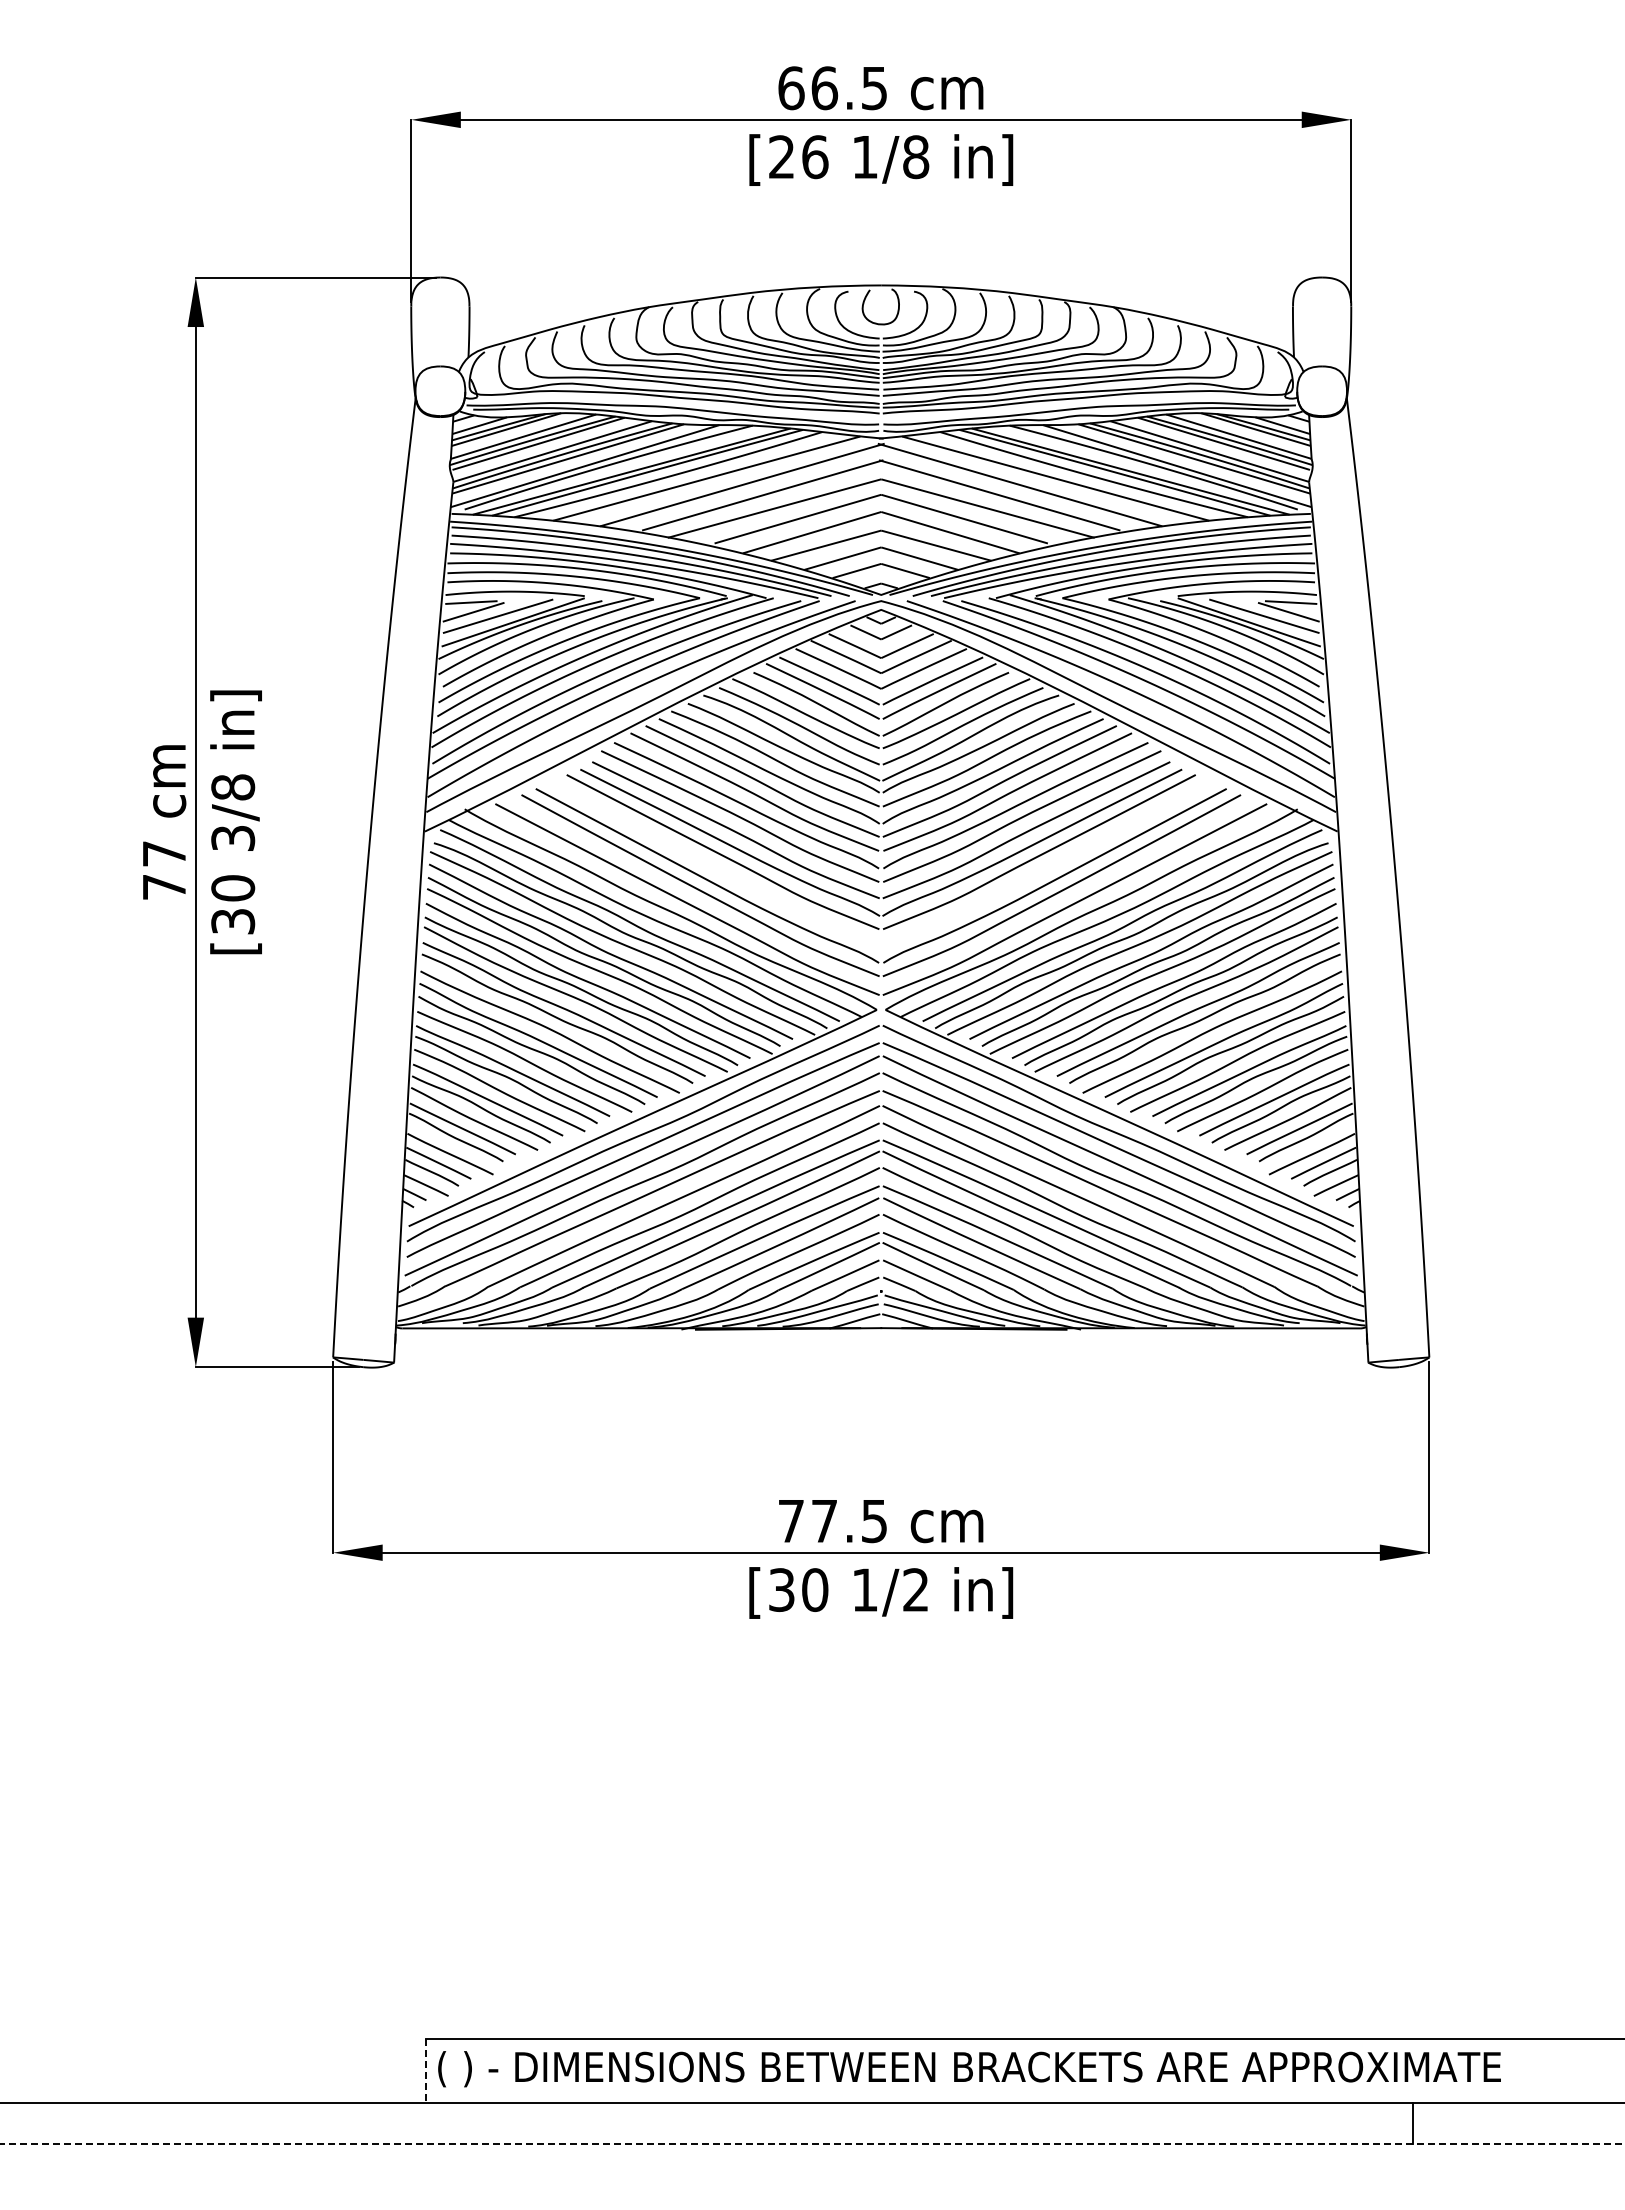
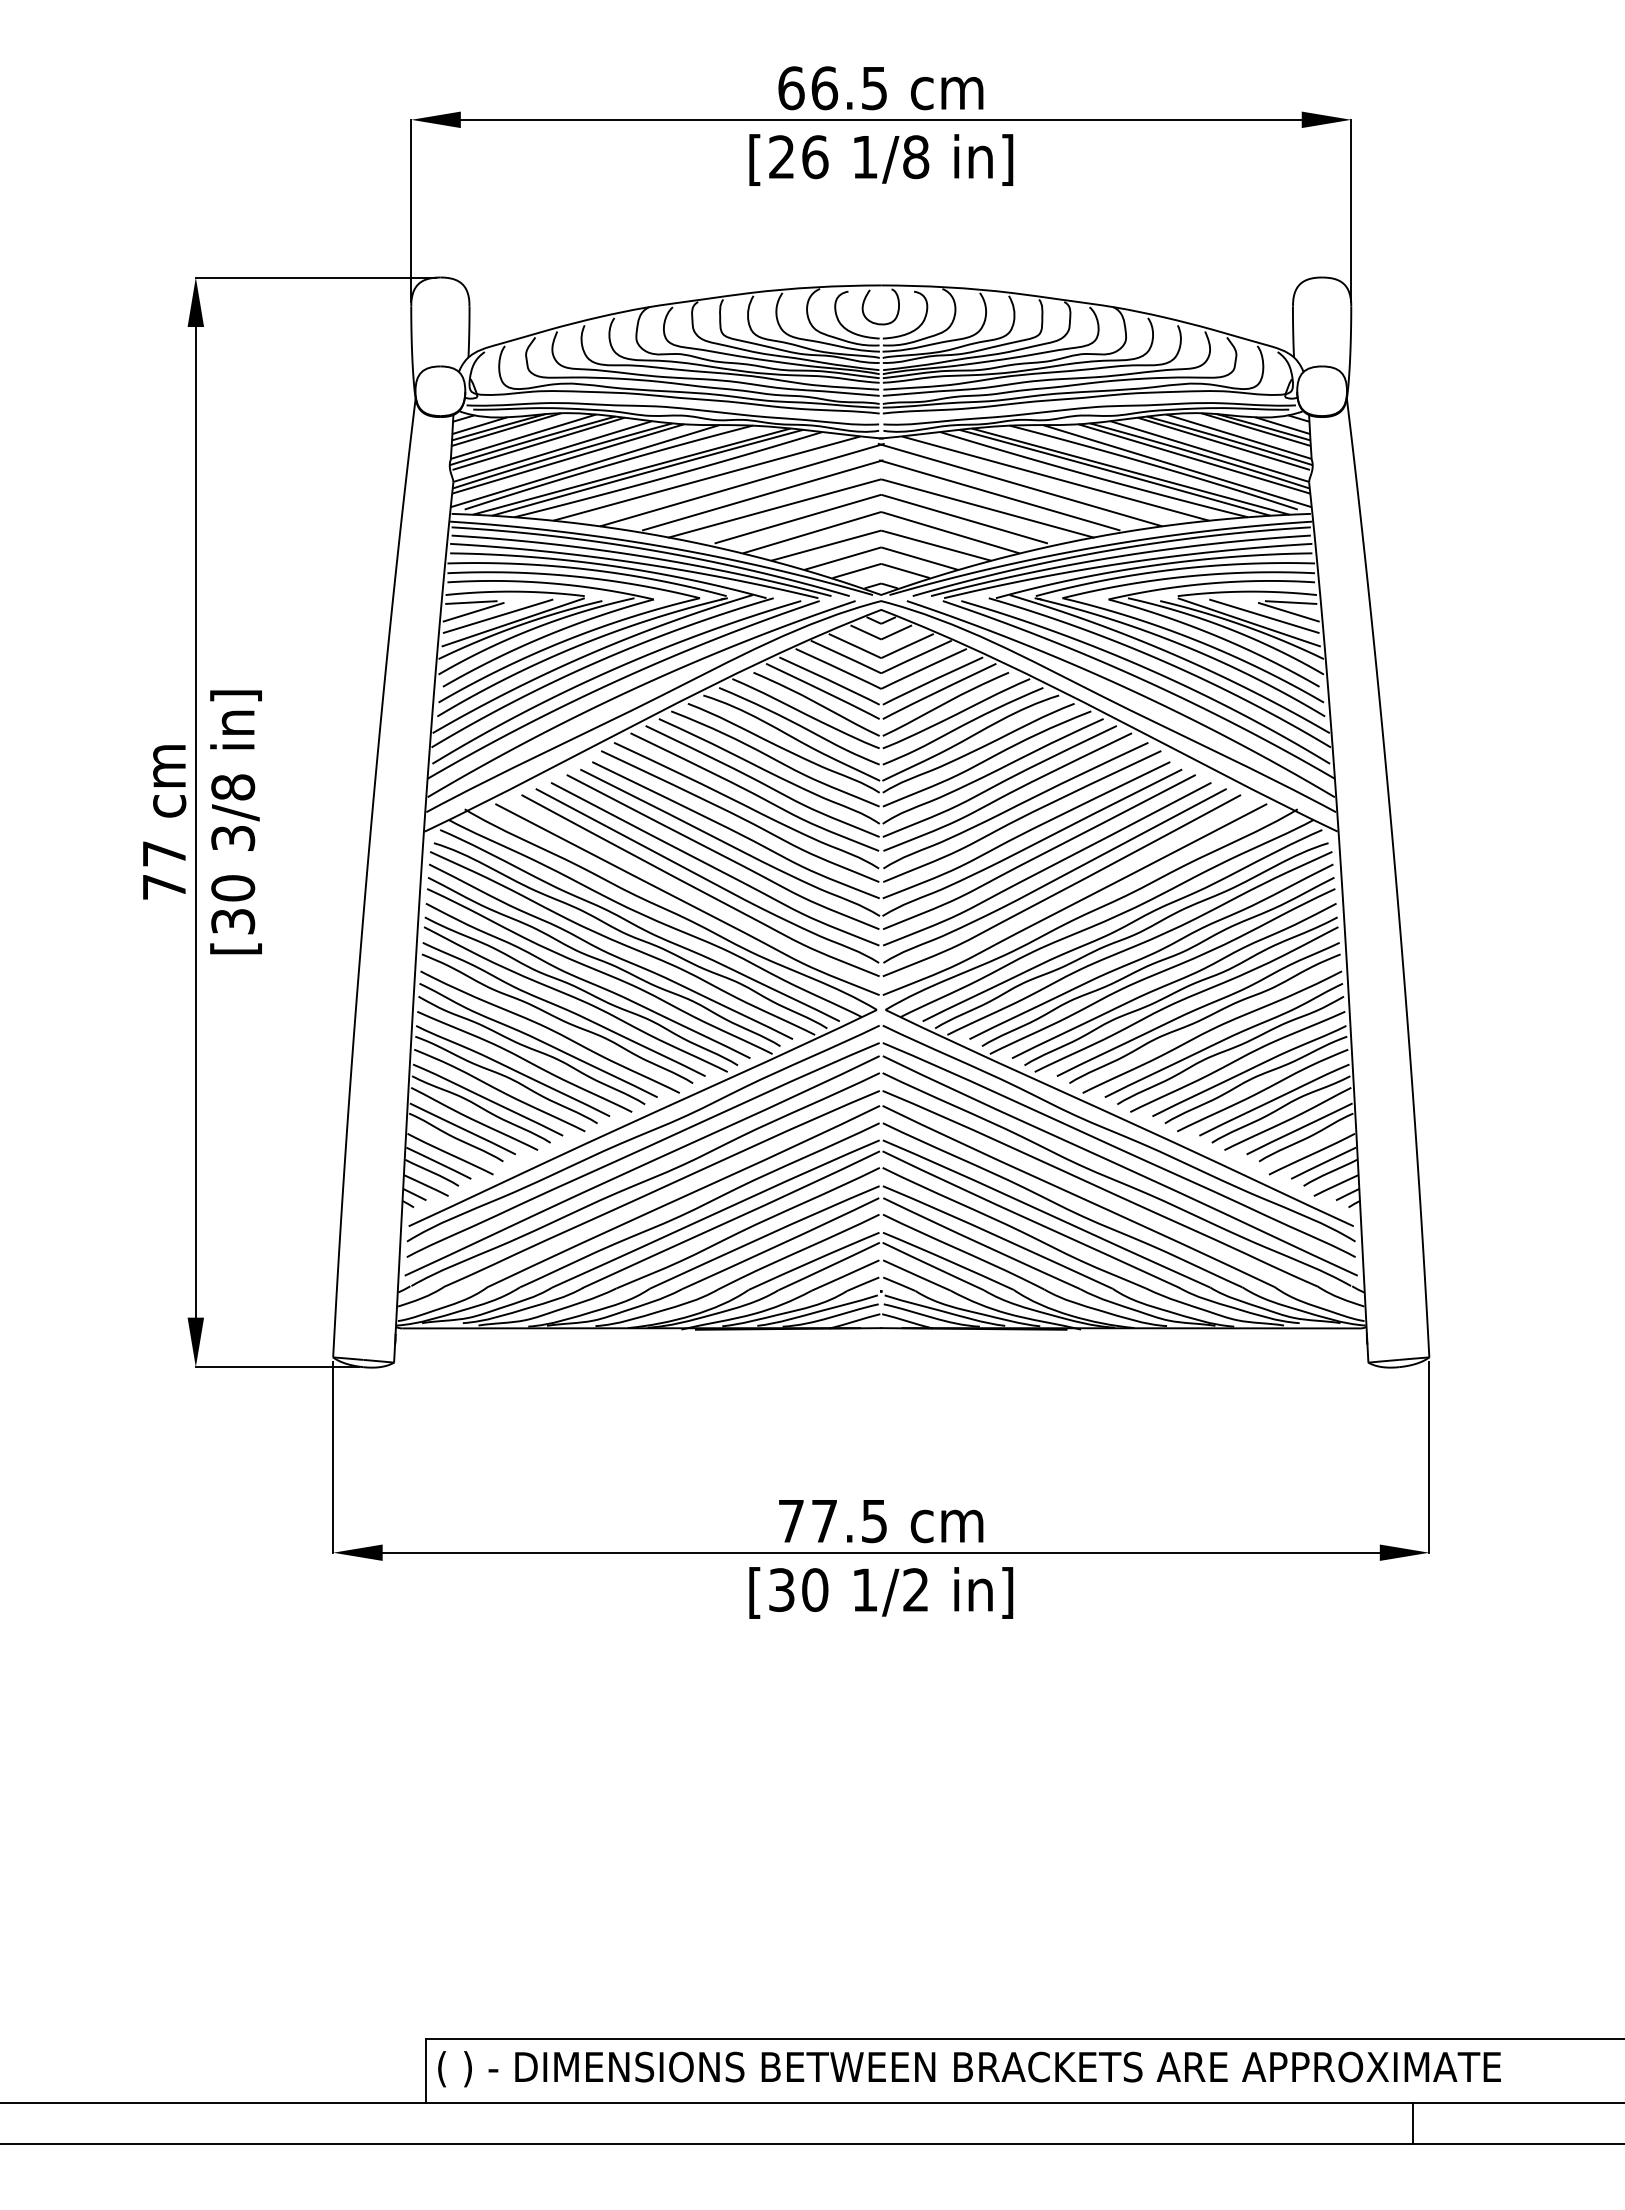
part: none -> present (854, 934)
line: dashed -> solid (426, 2071)
line: dashed -> solid (812, 2143)
